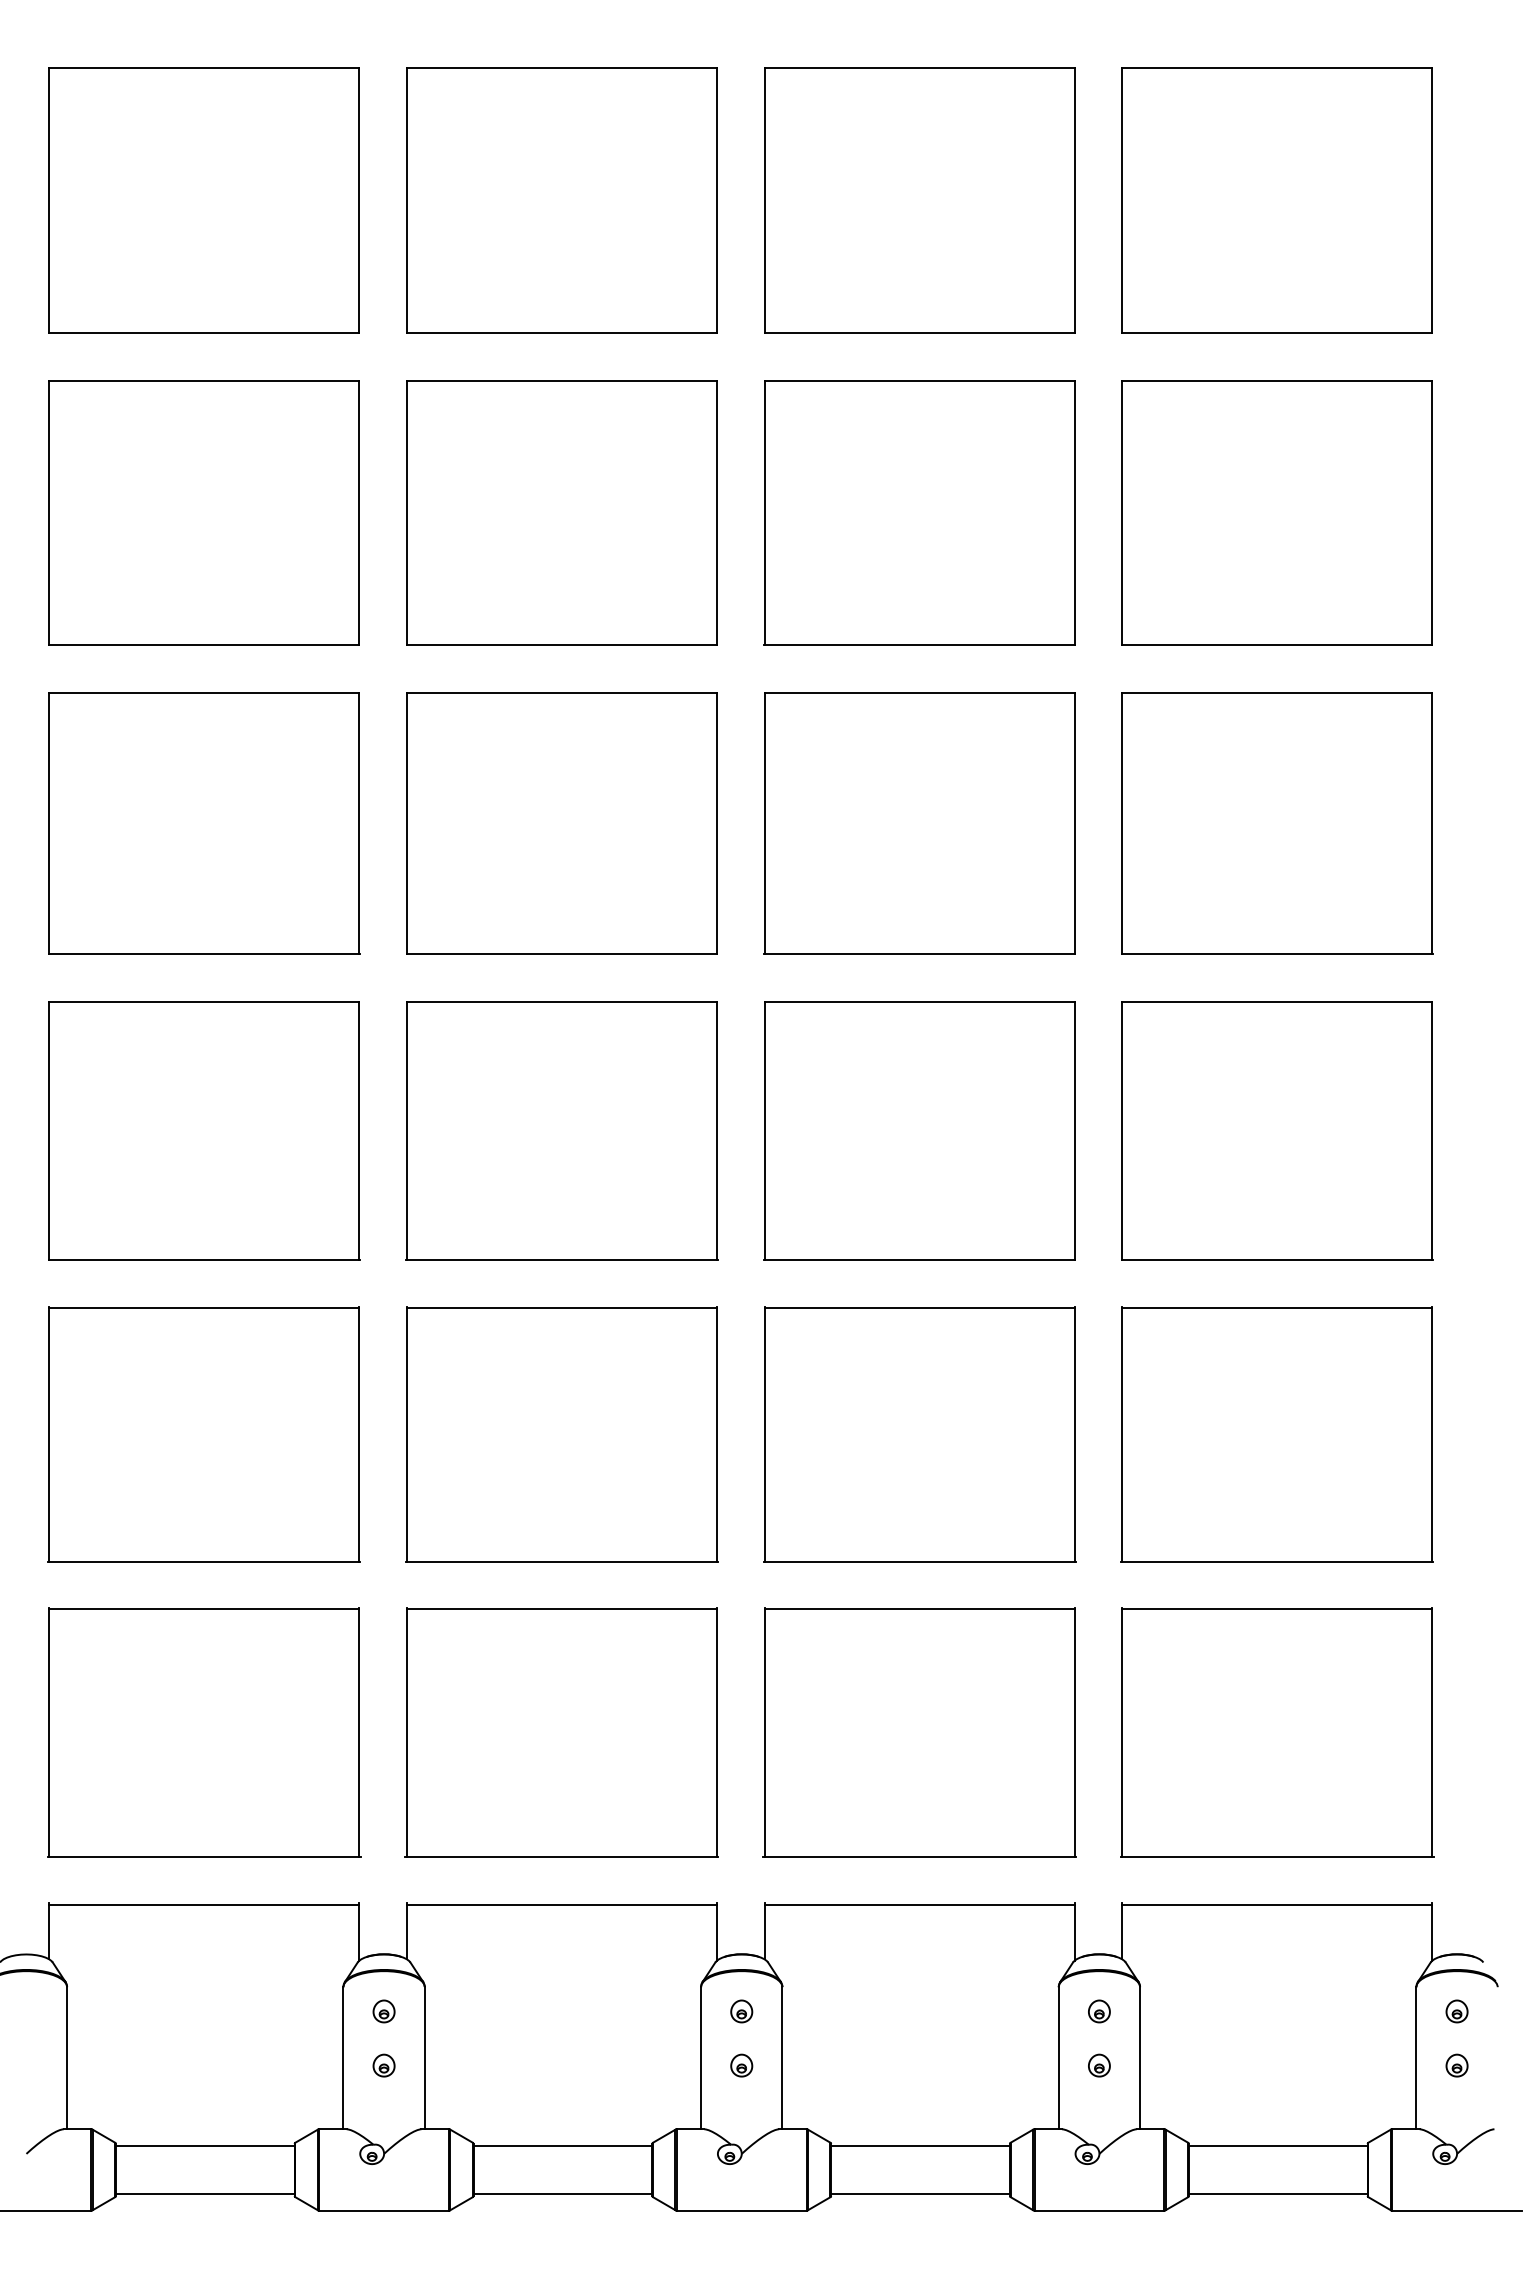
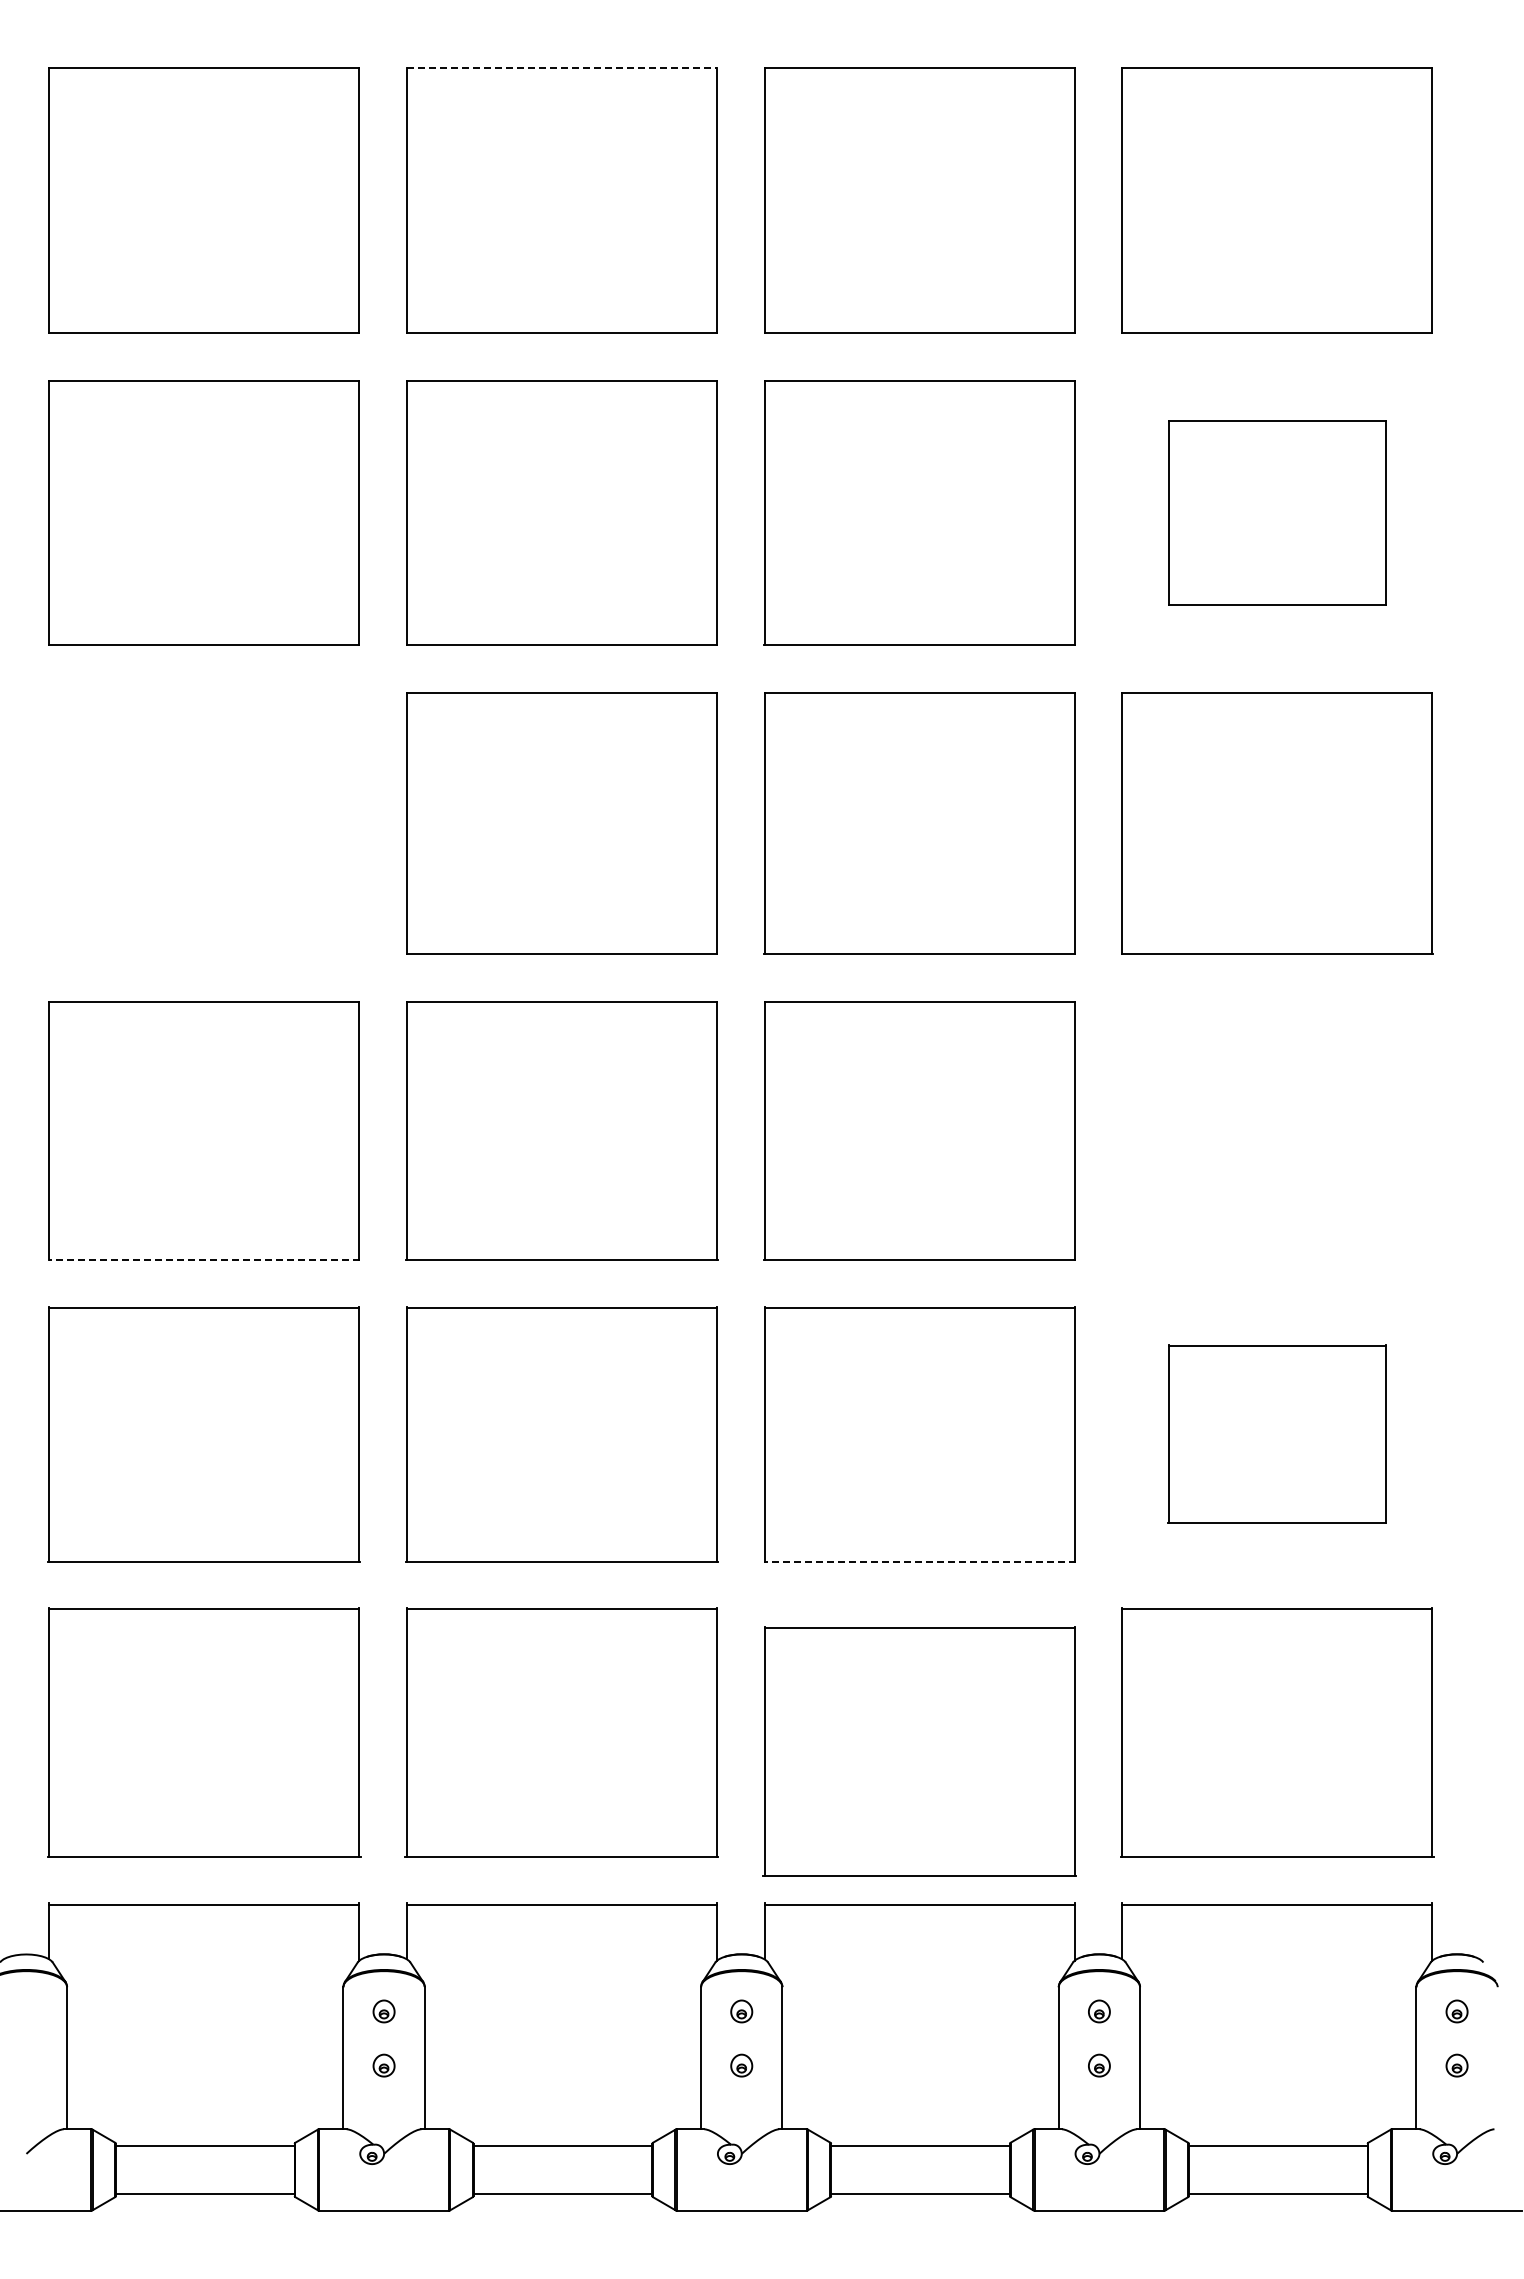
line: solid -> dashed (561, 68)
part size: 312x266 px -> 219x186 px (1277, 512)
part: present -> none (204, 823)
part: present -> none (1277, 1130)
line: solid -> dashed (204, 1260)
part size: 314x257 px -> 220x180 px (1276, 1433)
line: solid -> dashed (919, 1561)
part position: (919, 1732) -> (919, 1751) (919, 1751)
